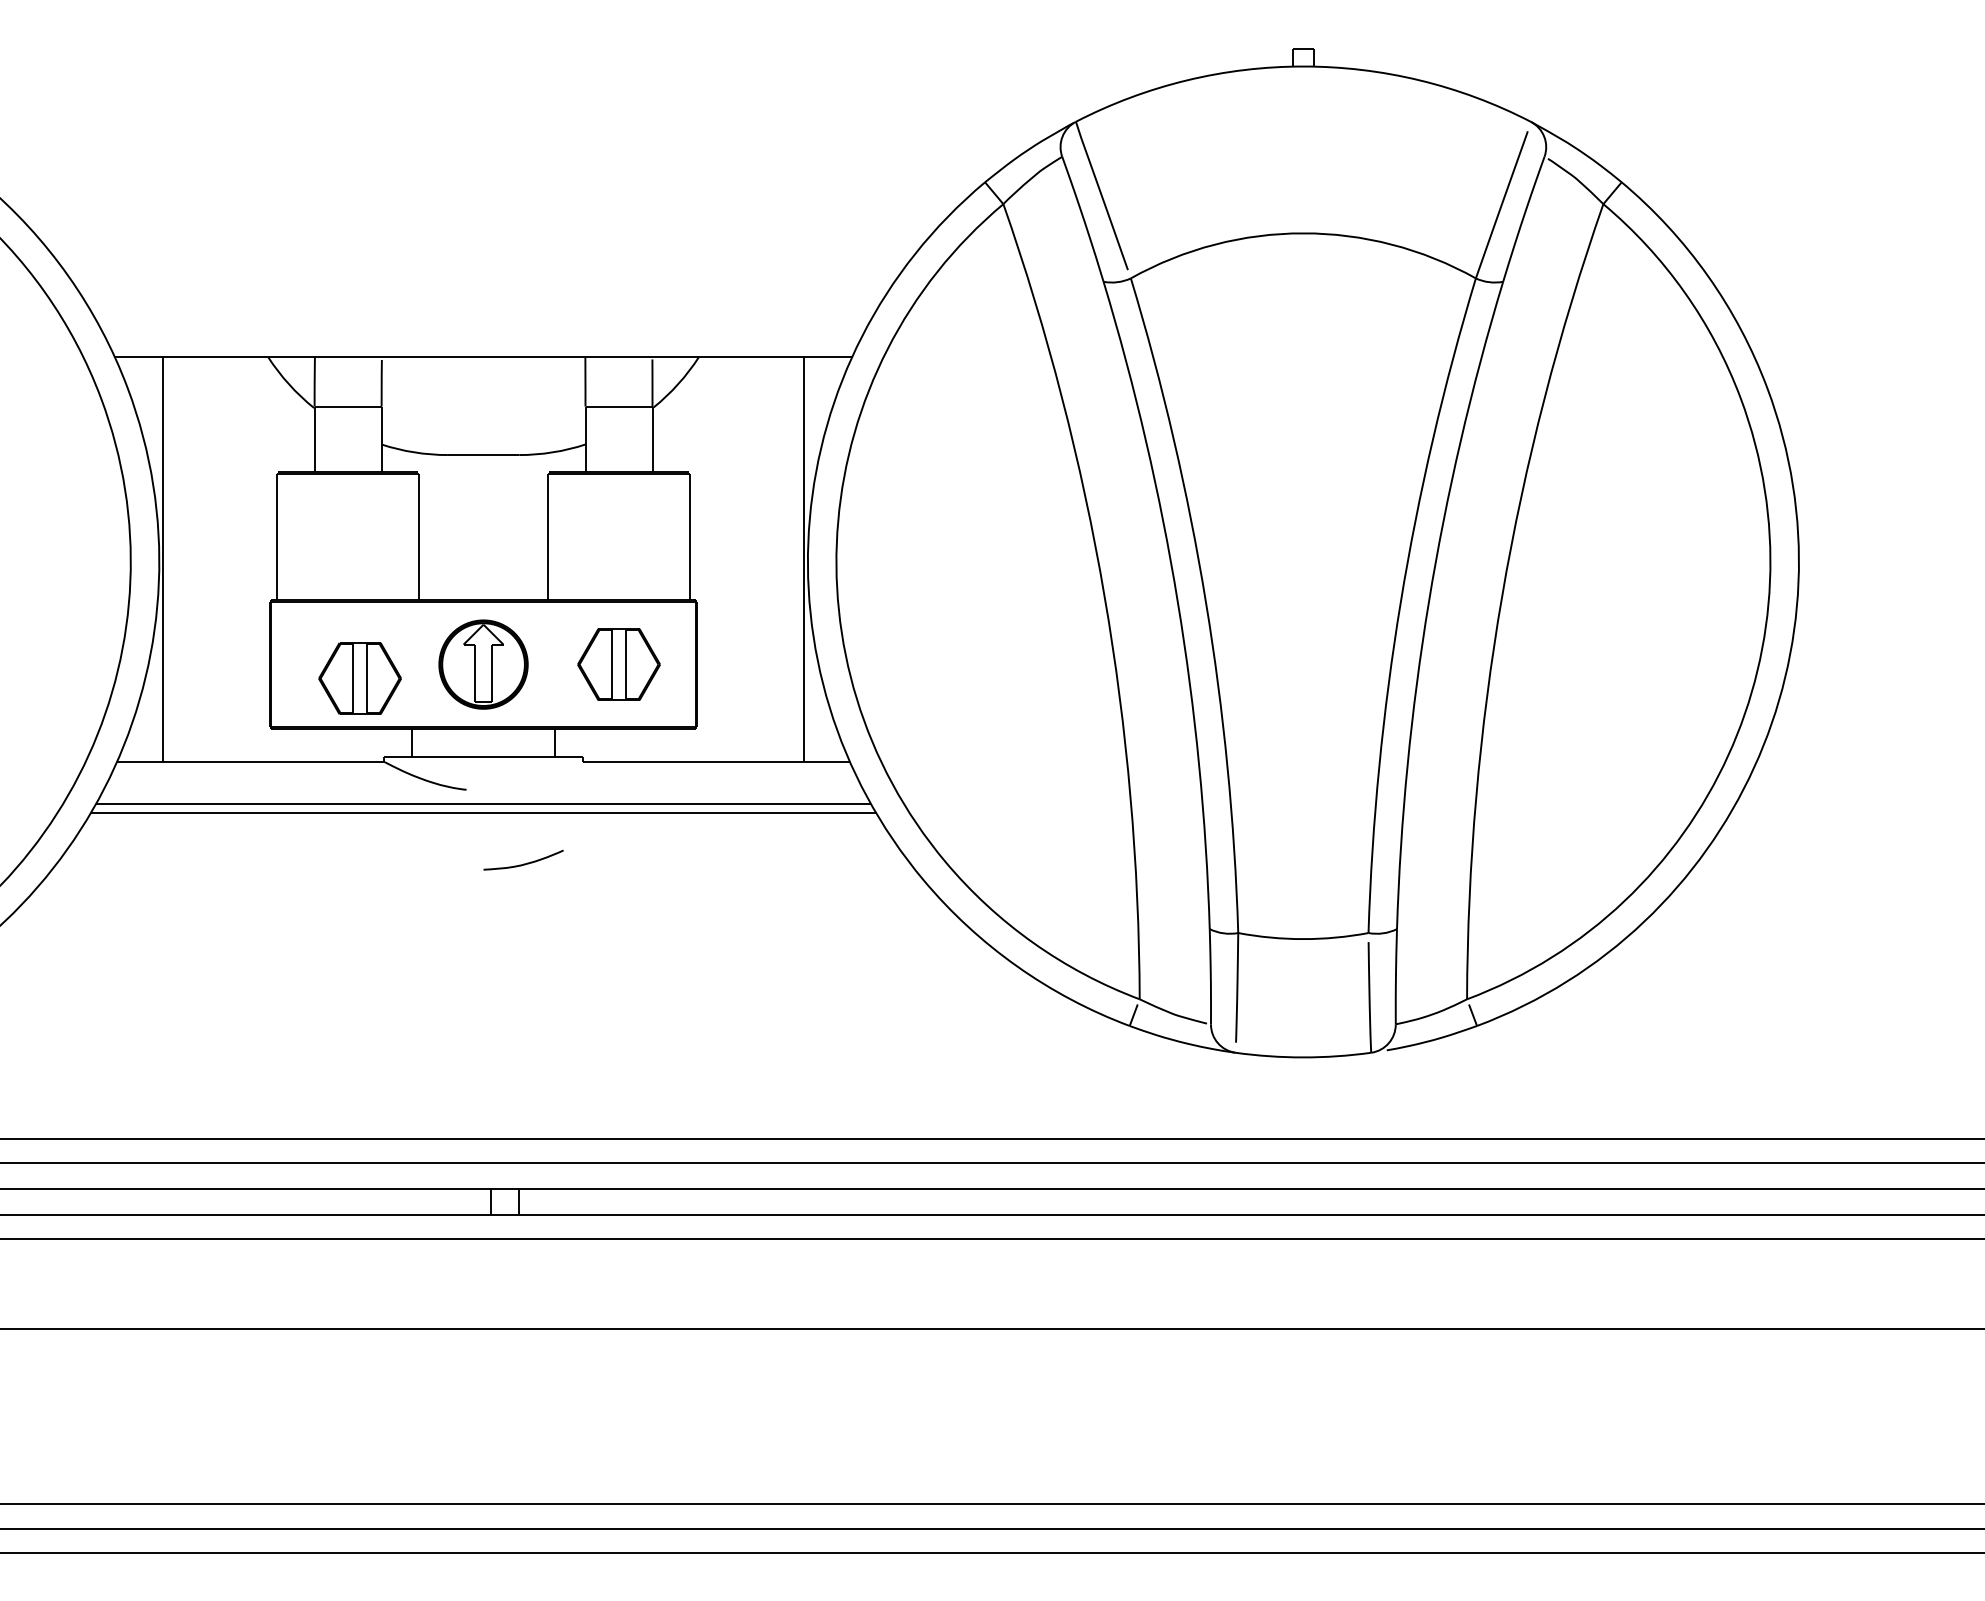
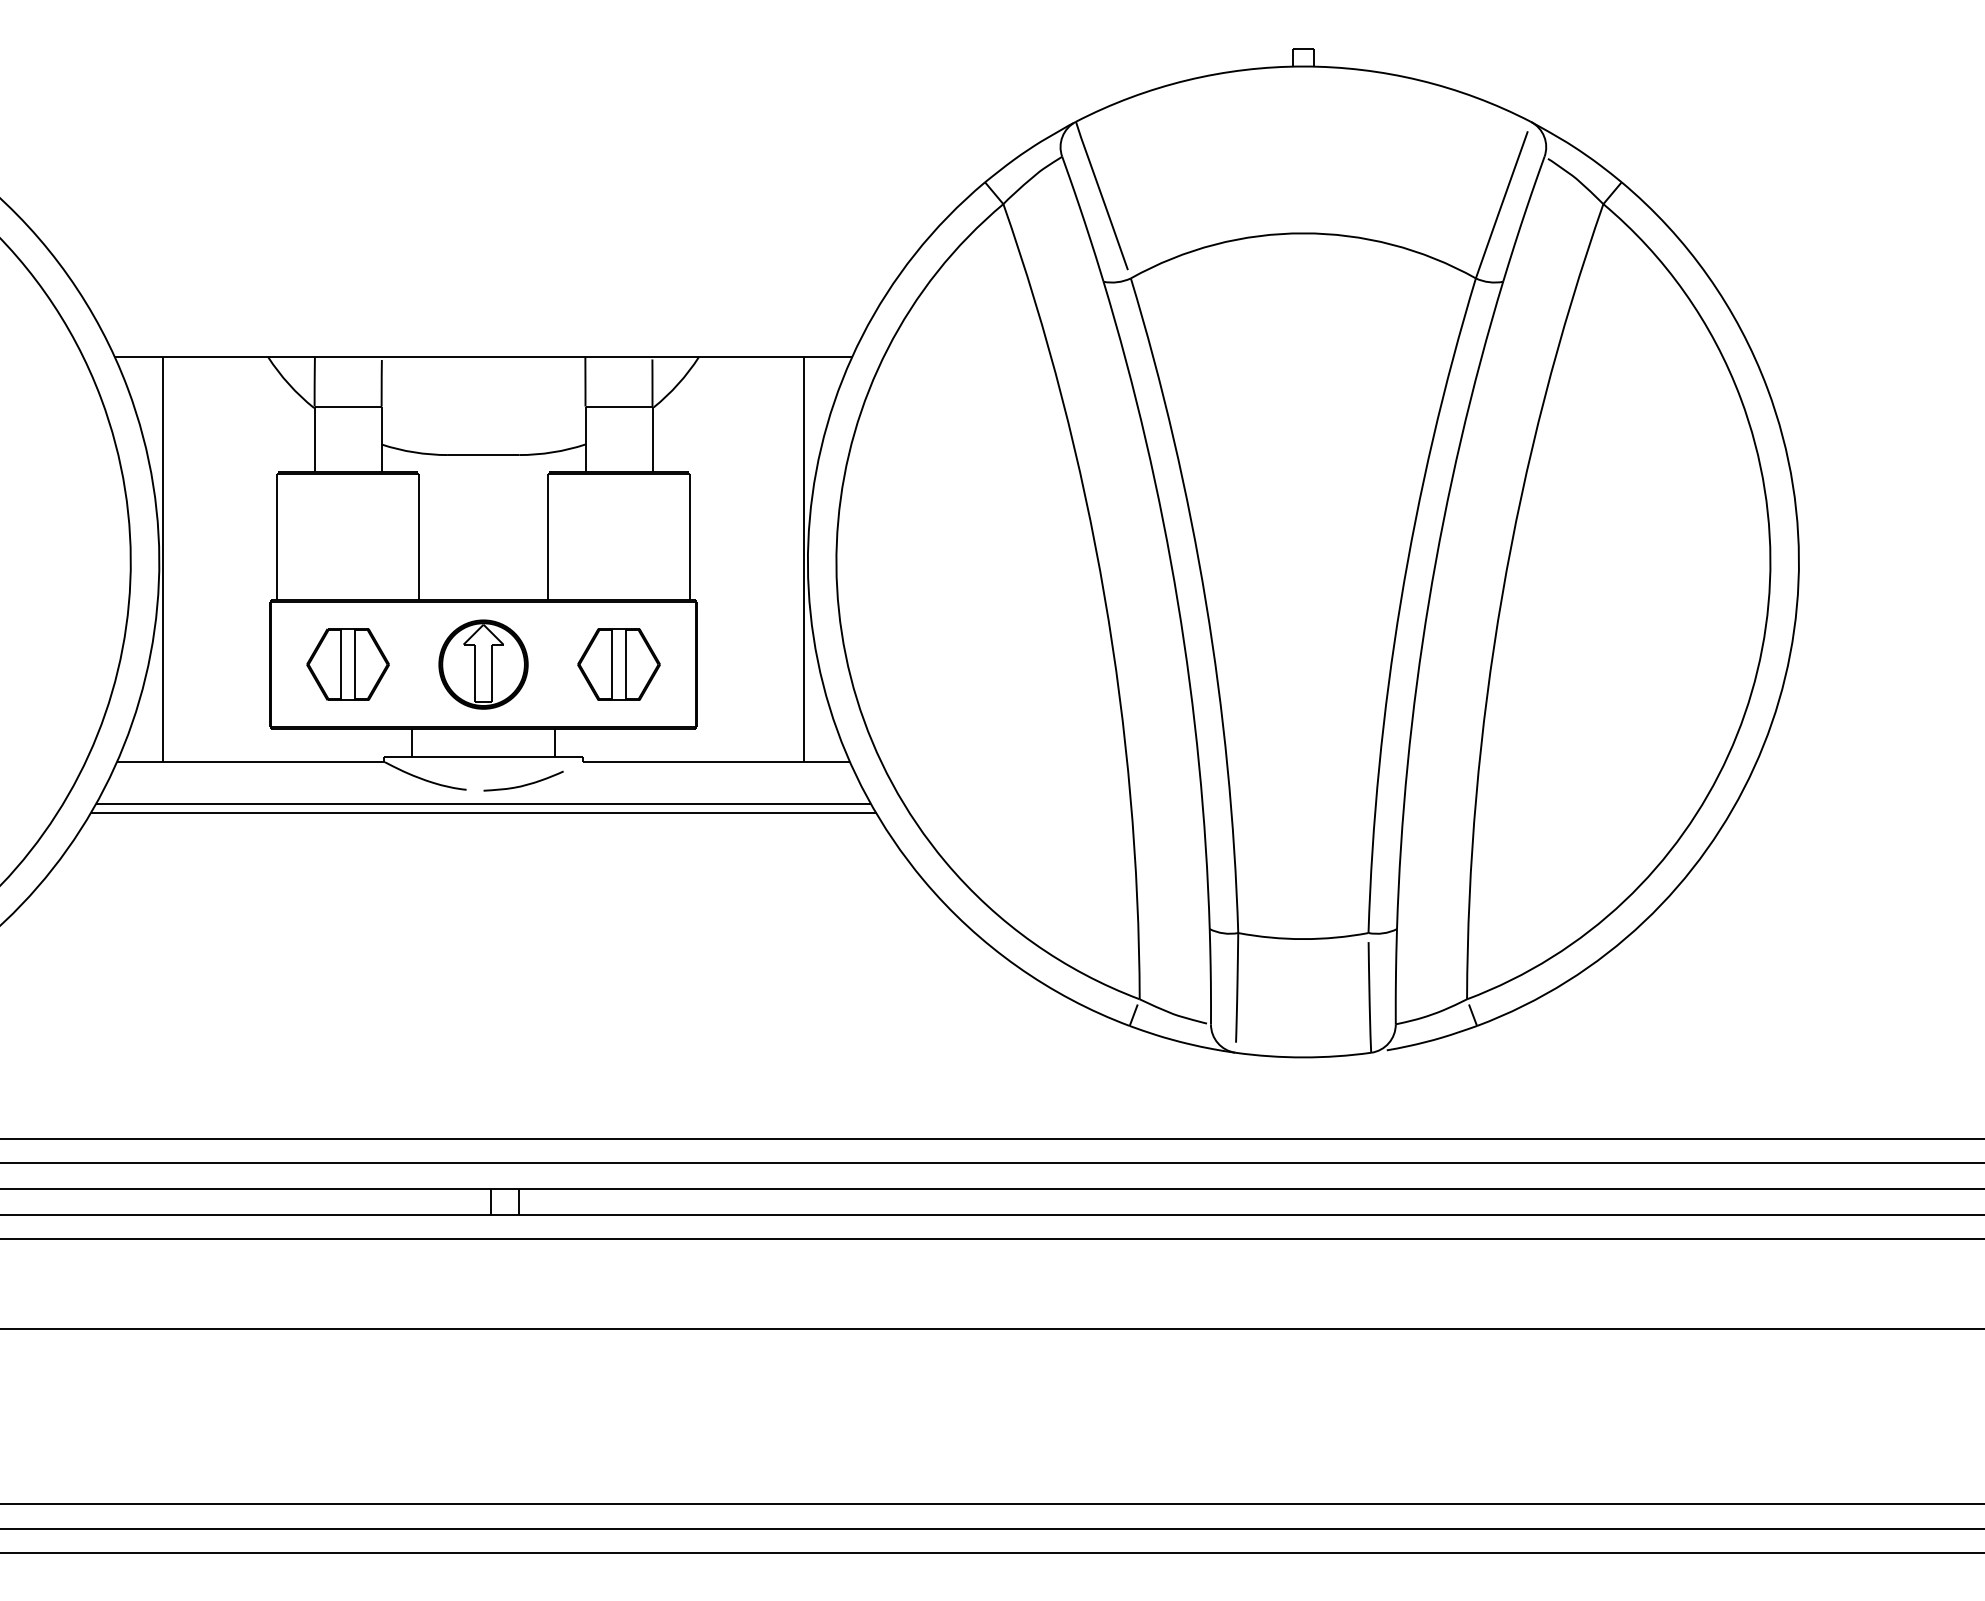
part position: (359, 678) -> (347, 664) (347, 664)
part position: (523, 859) -> (523, 780) (523, 780)
